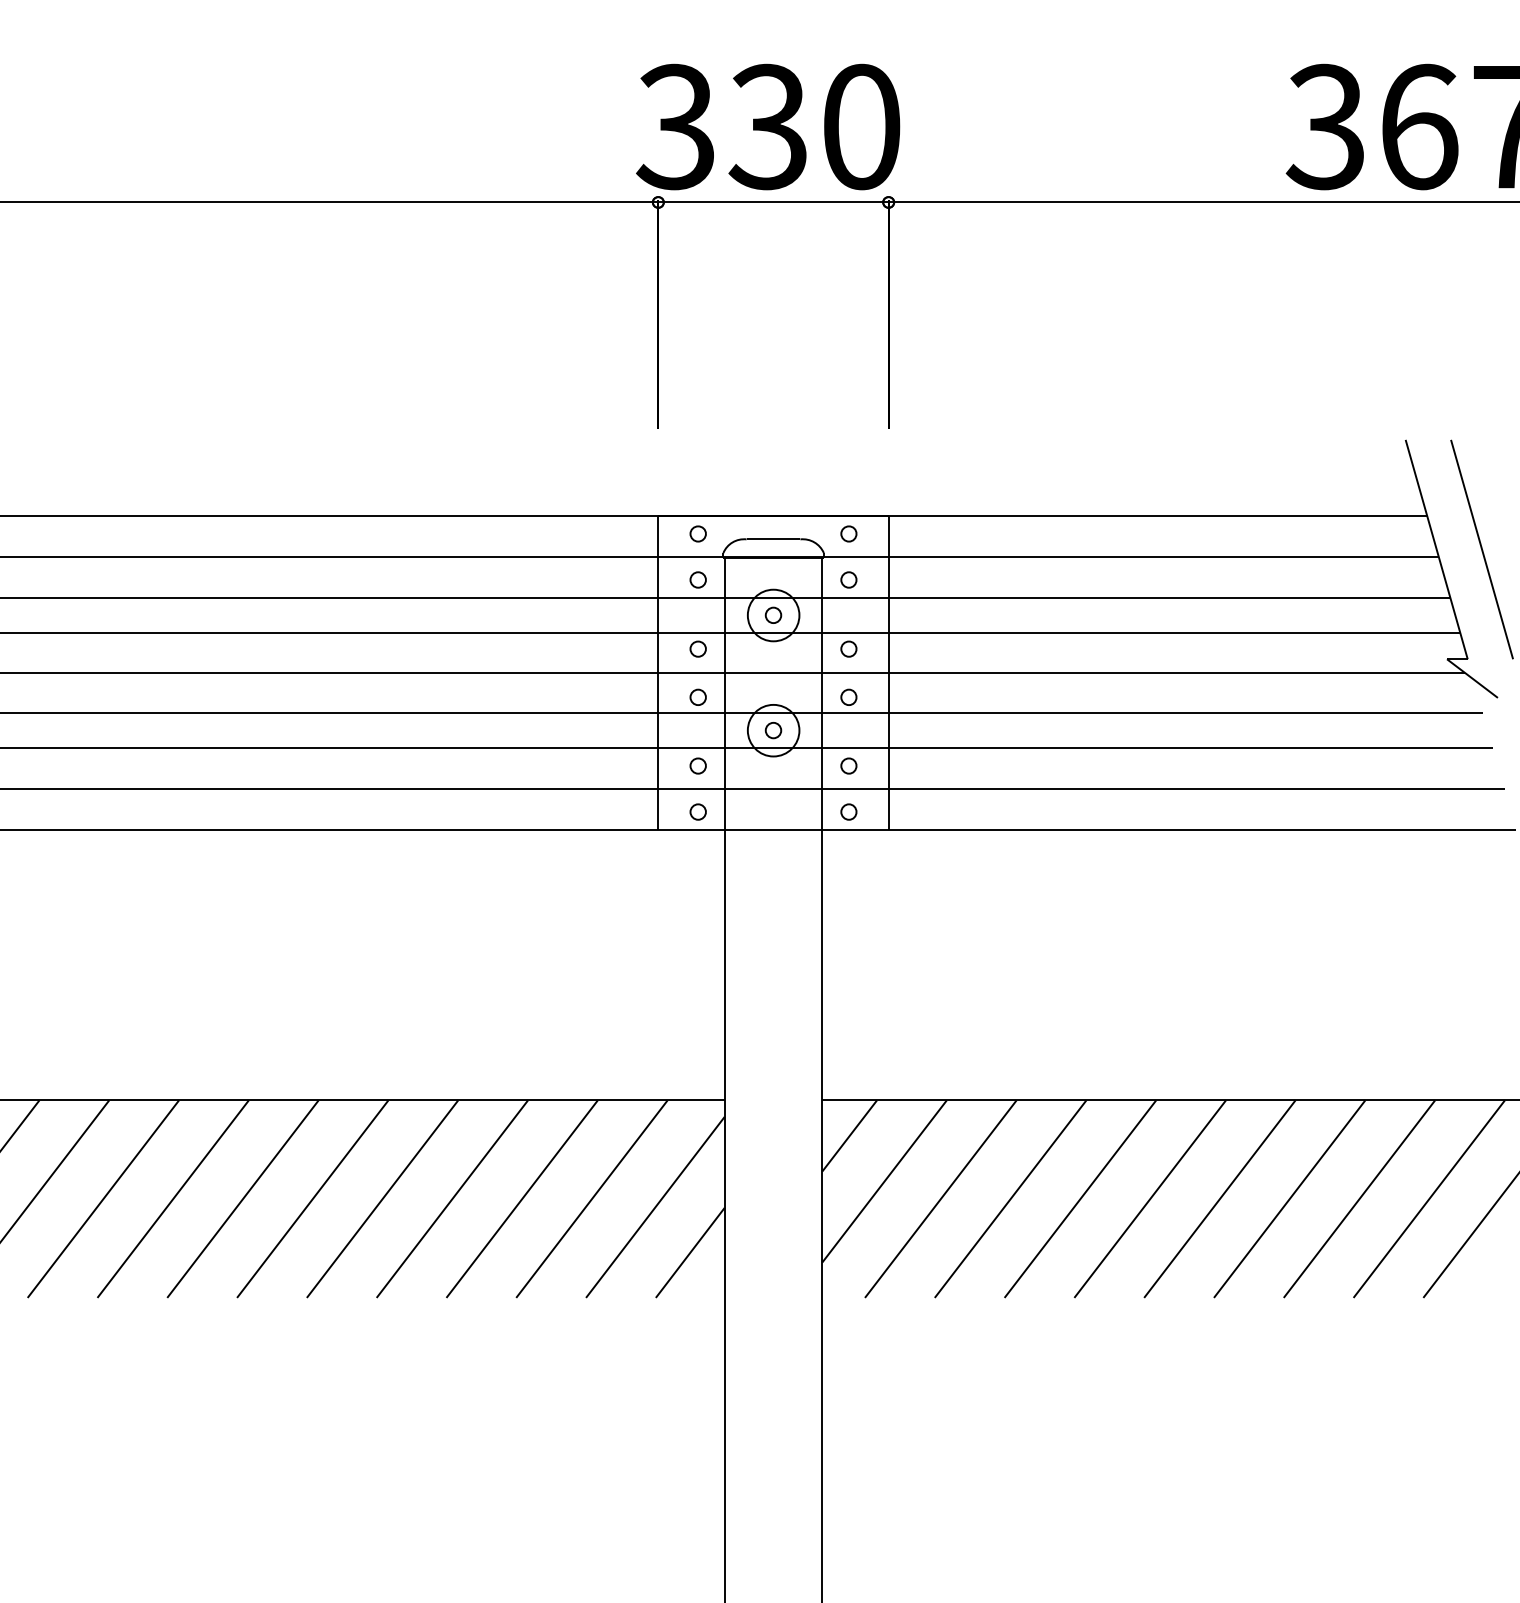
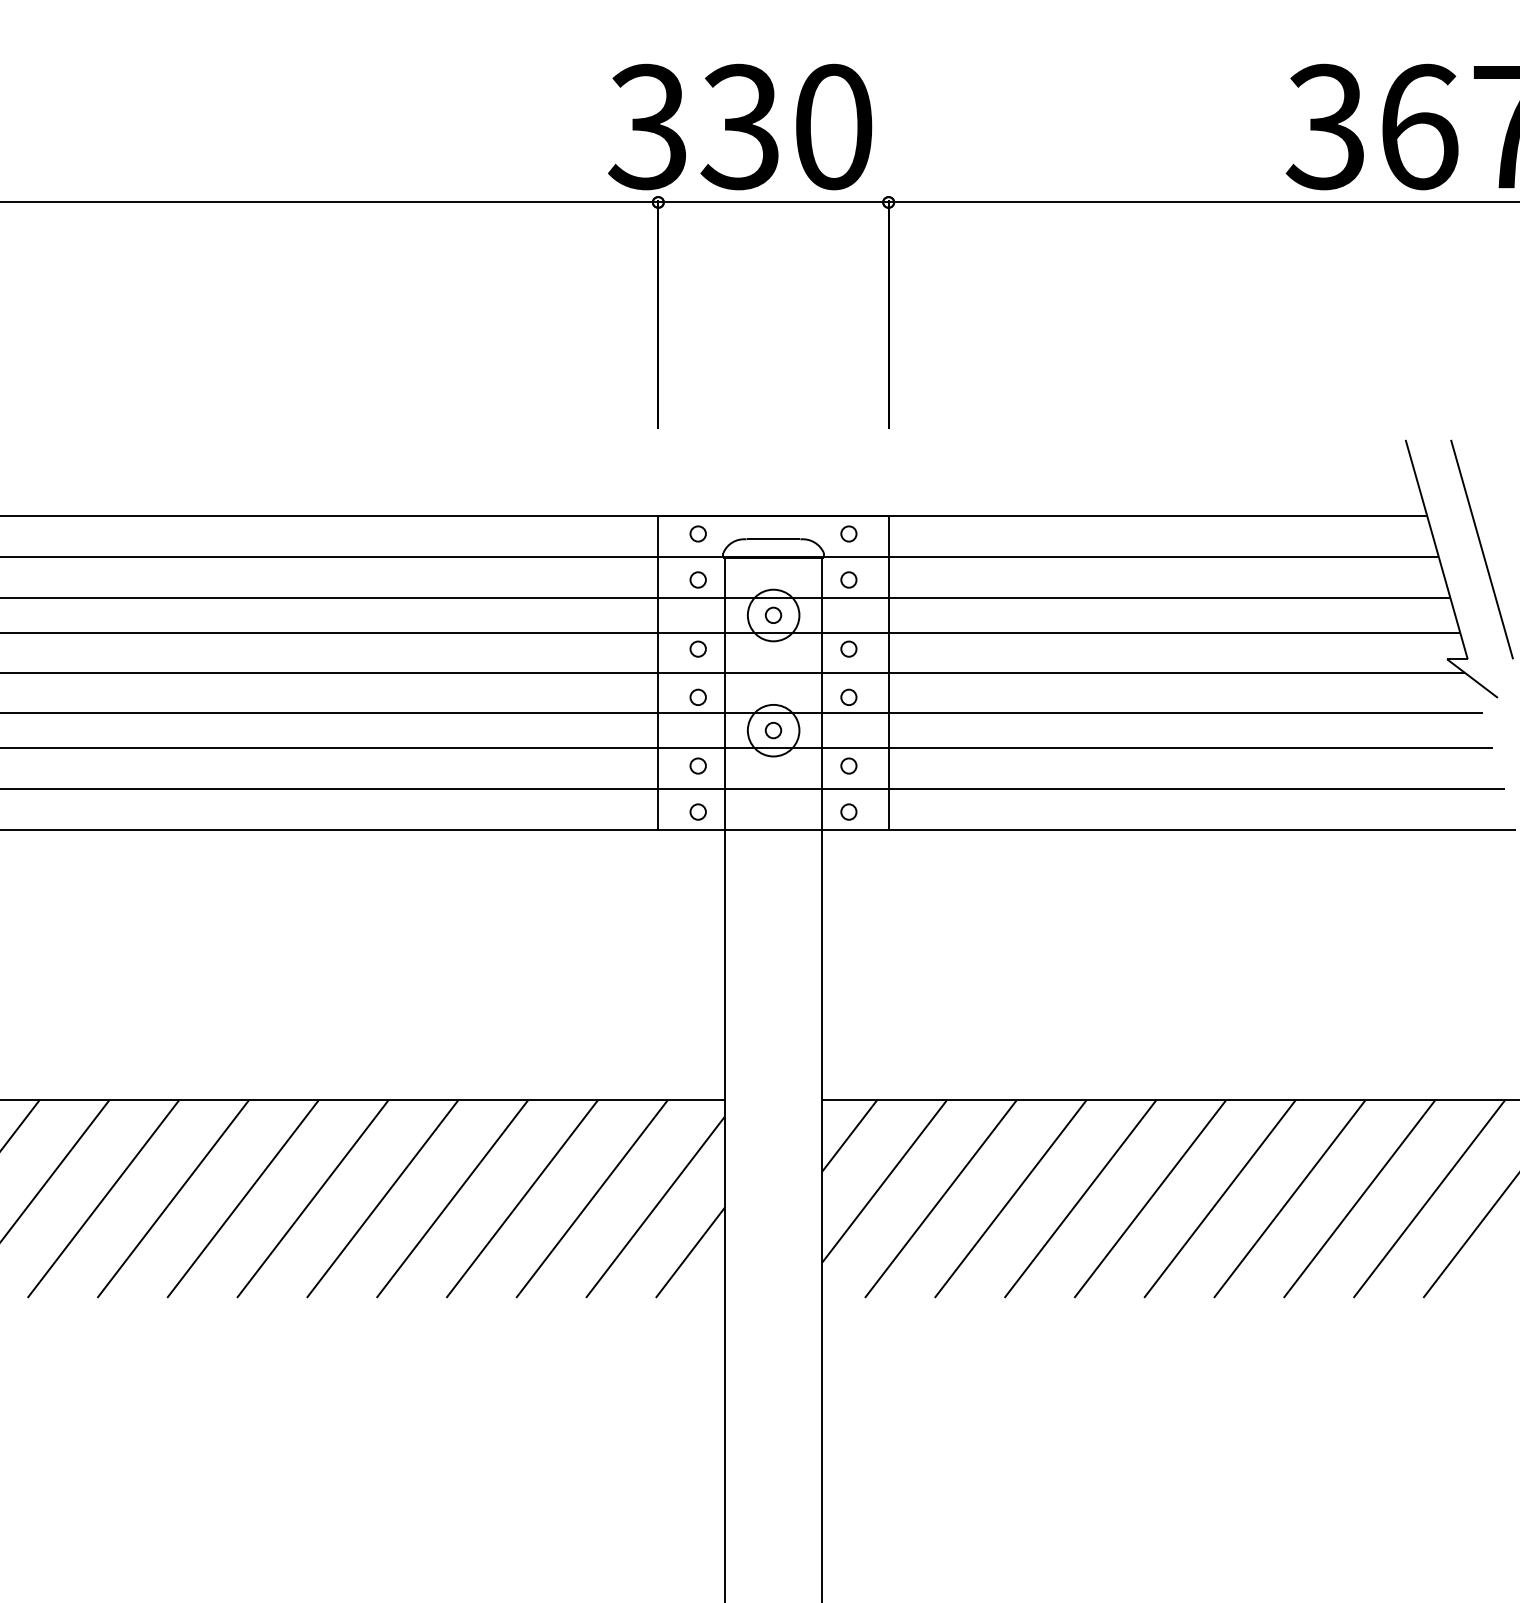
text position: (768, 126) -> (740, 126) (740, 126)
